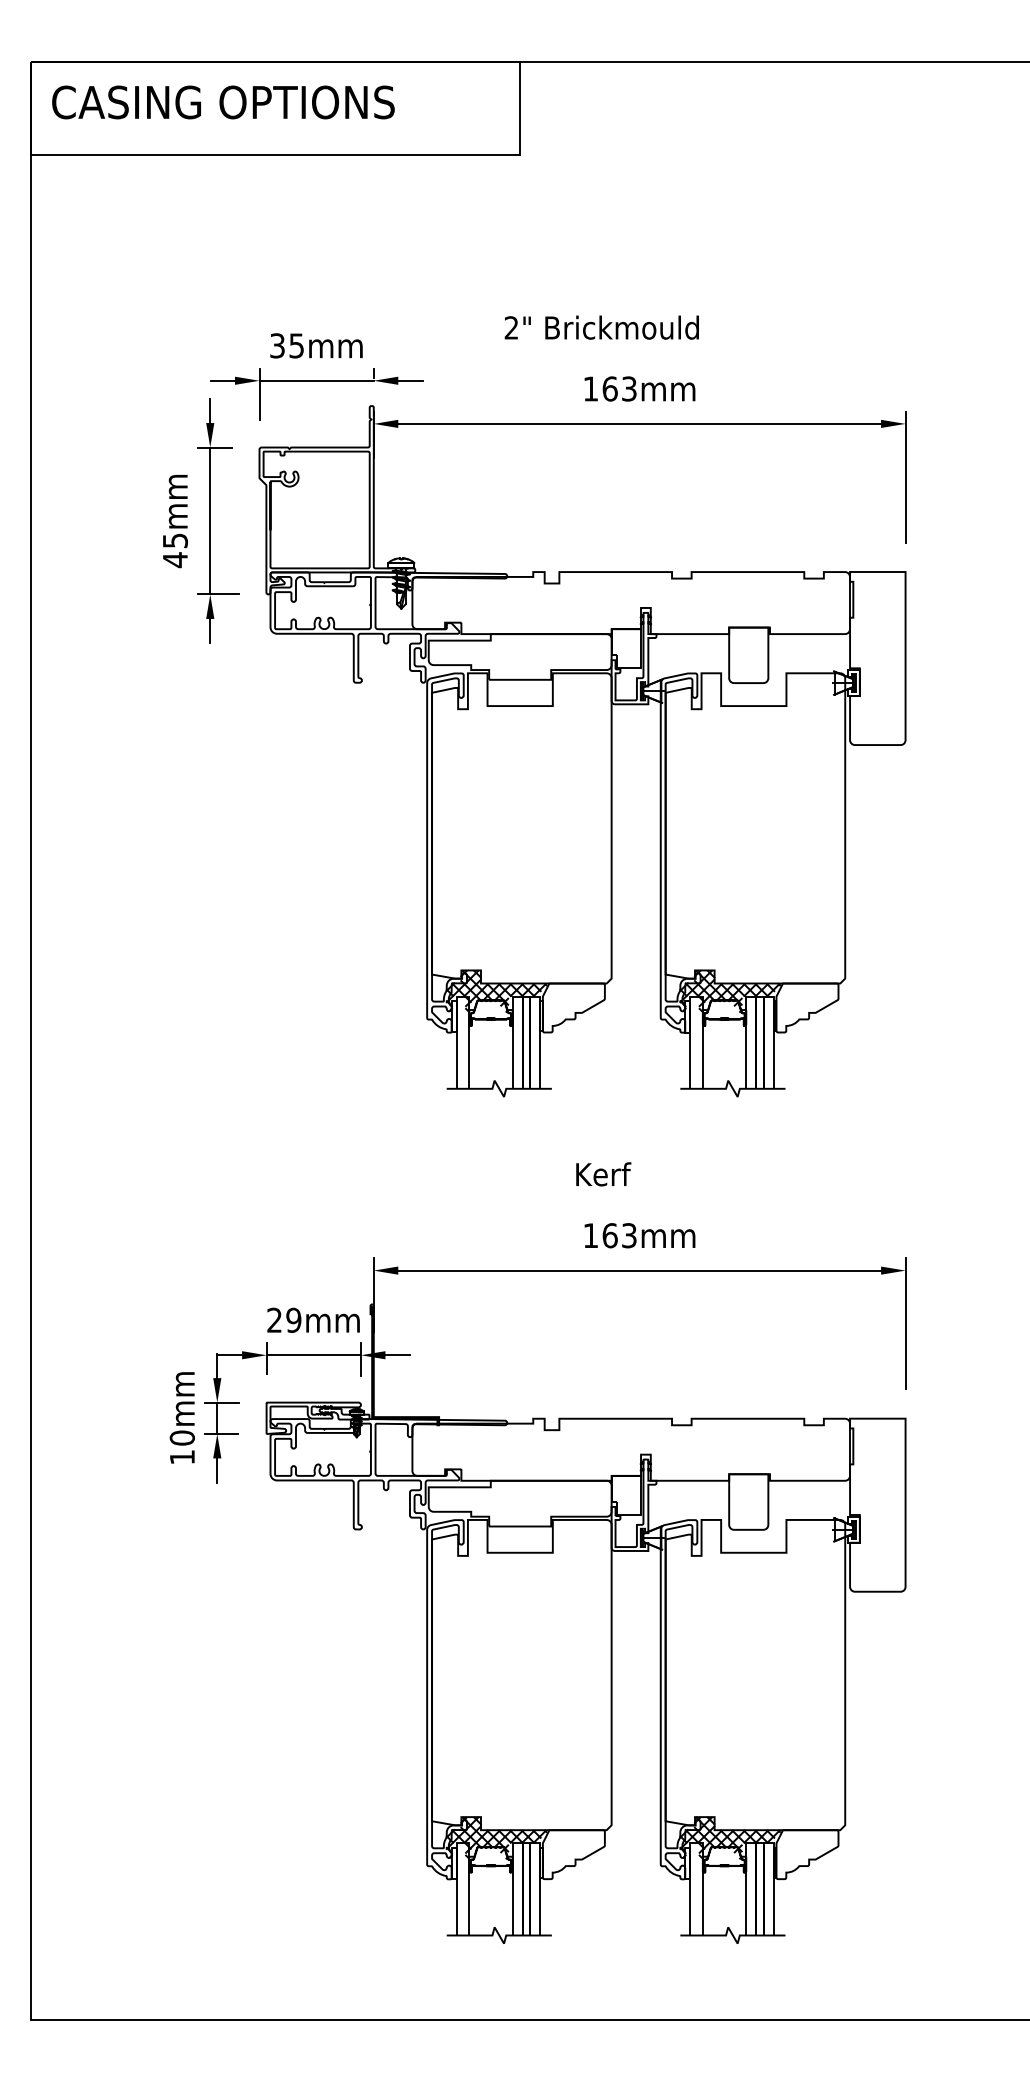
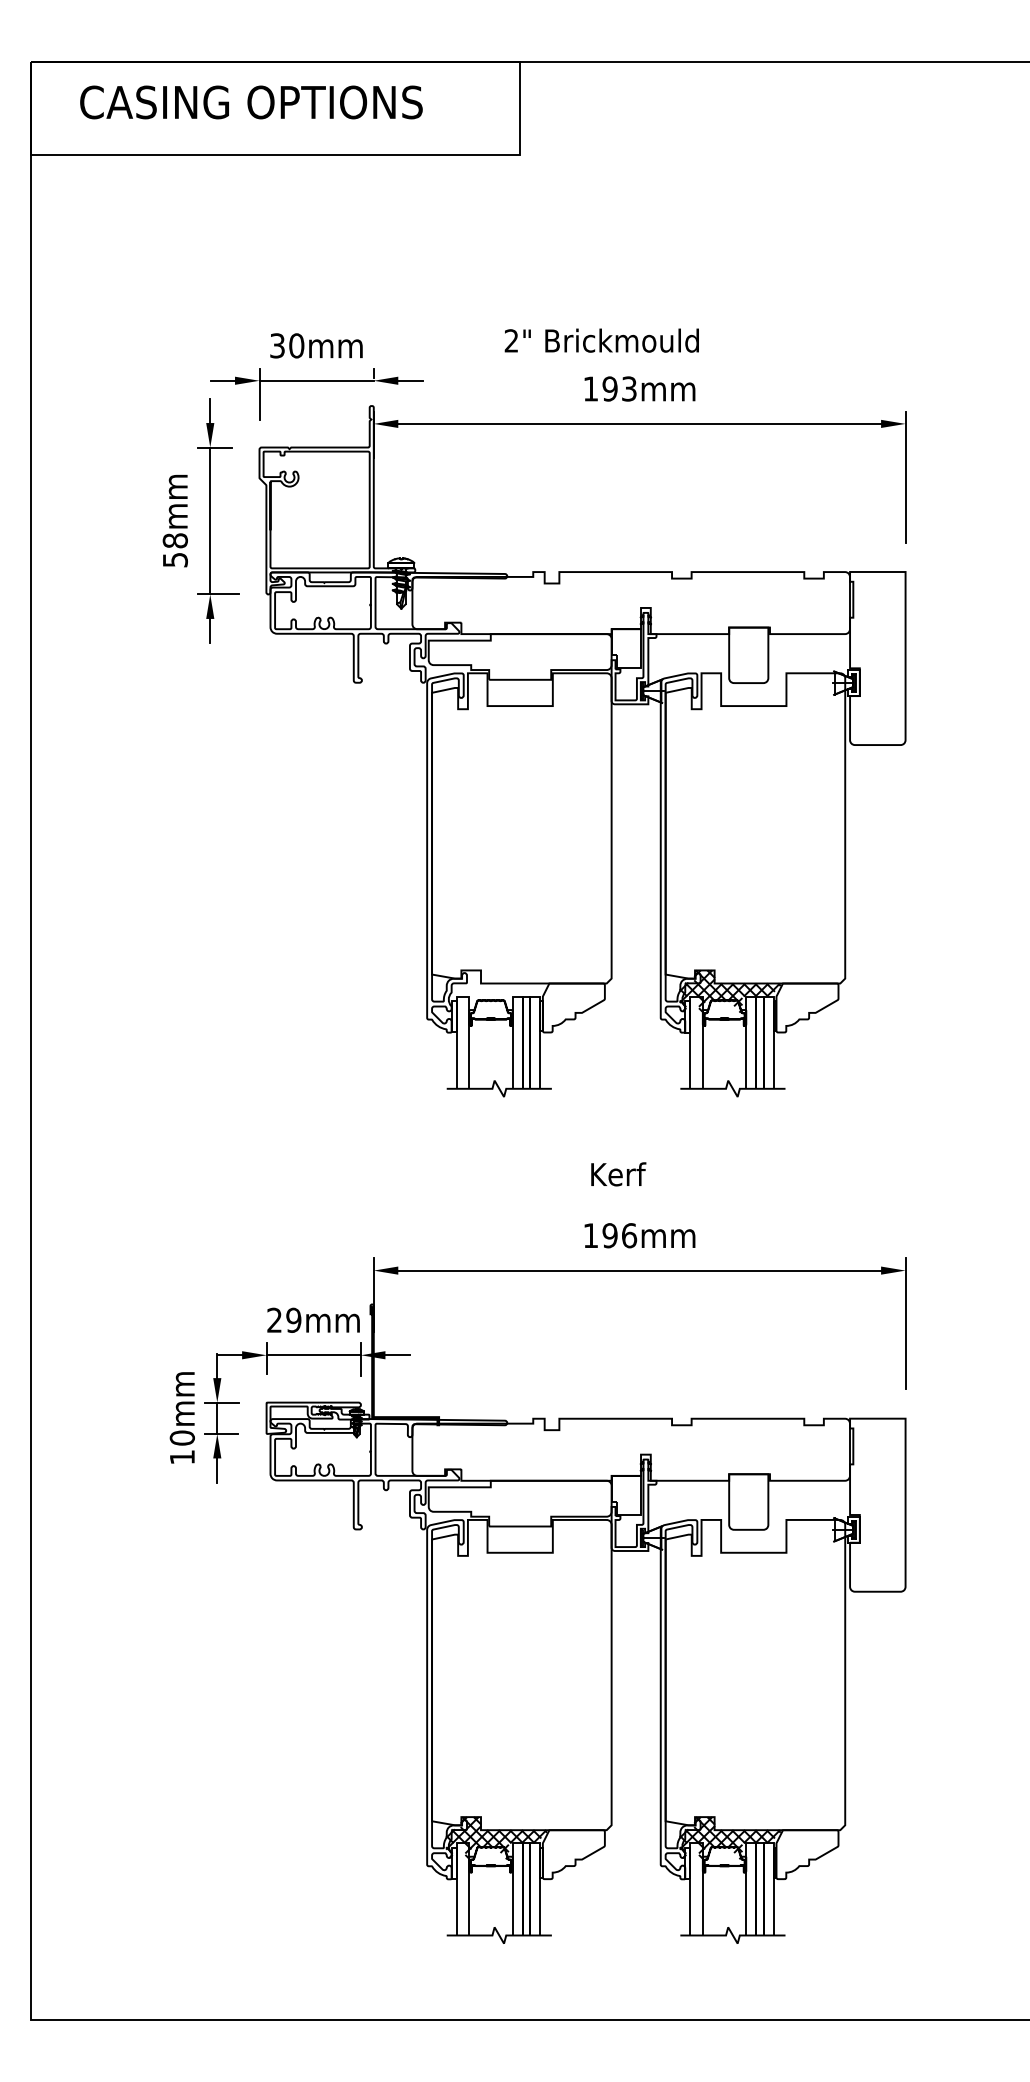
text position: (223, 102) -> (251, 102) (251, 102)
text position: (601, 327) -> (601, 340) (601, 340)
text: 35mm -> 30mm (296, 345)
text: 163mm -> 193mm (609, 388)
text: 45mm -> 58mm (174, 550)
hatch: present -> none (496, 991)
text position: (603, 1174) -> (618, 1174) (618, 1174)
text: 163mm -> 196mm (619, 1235)
